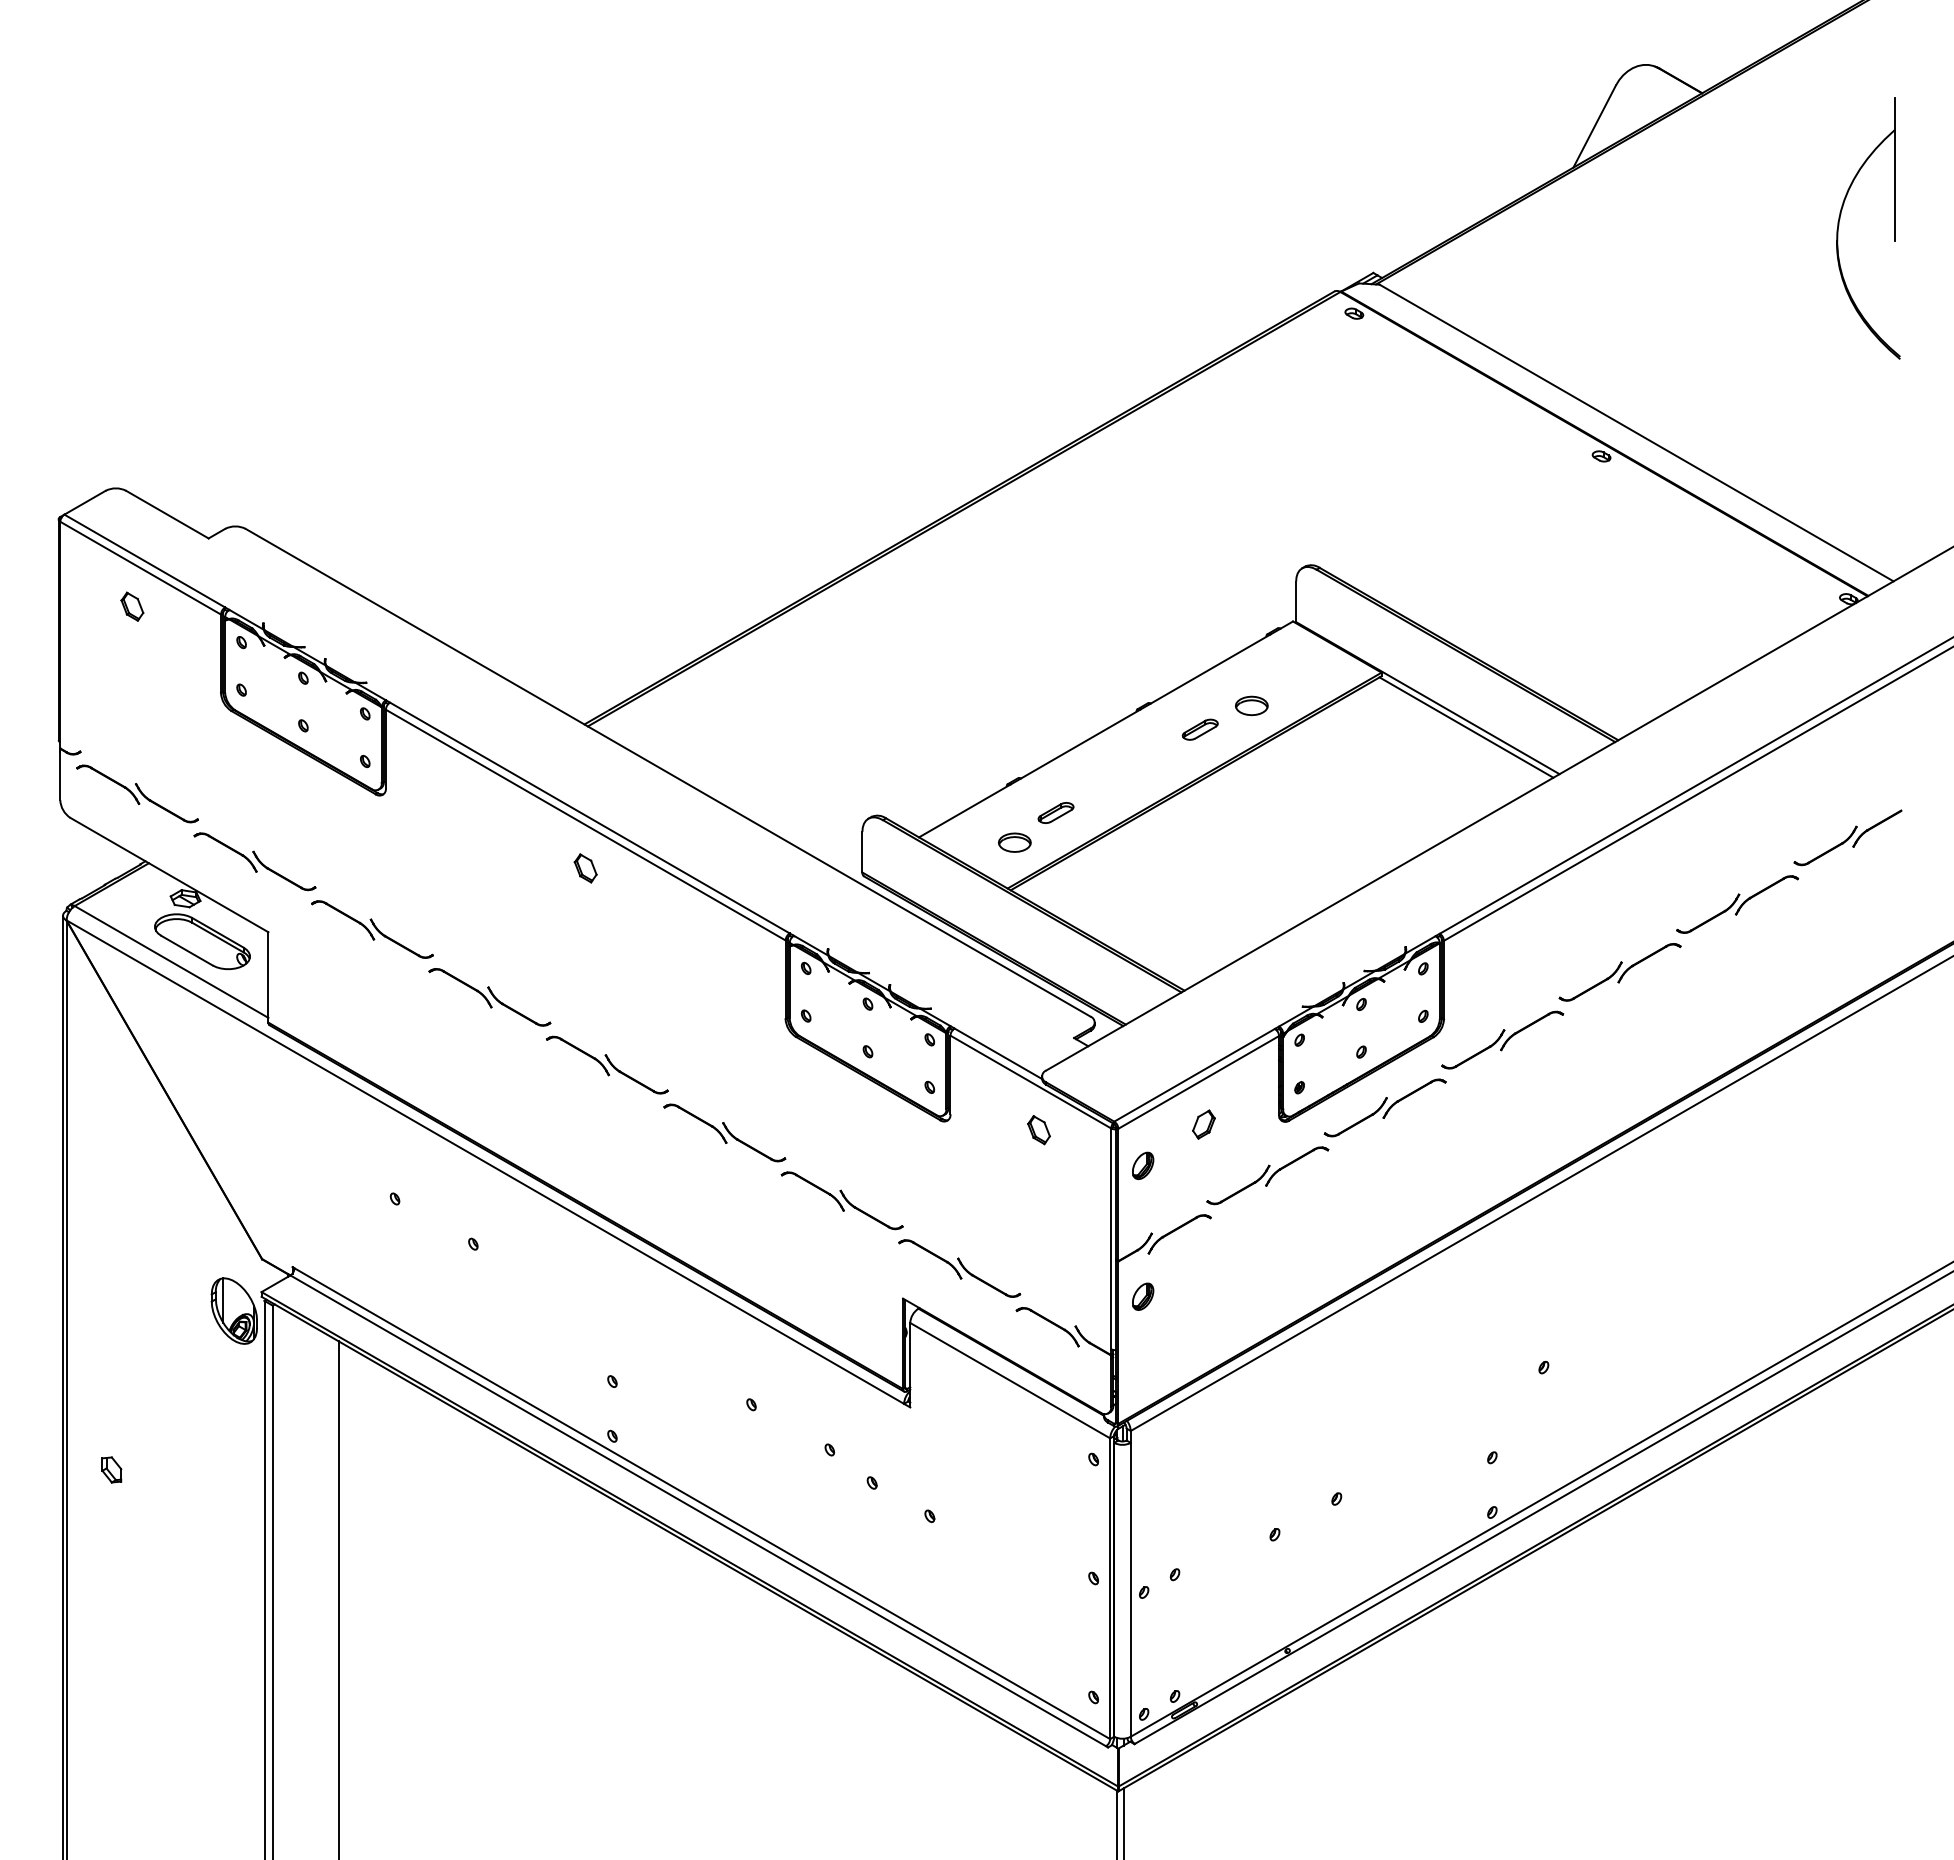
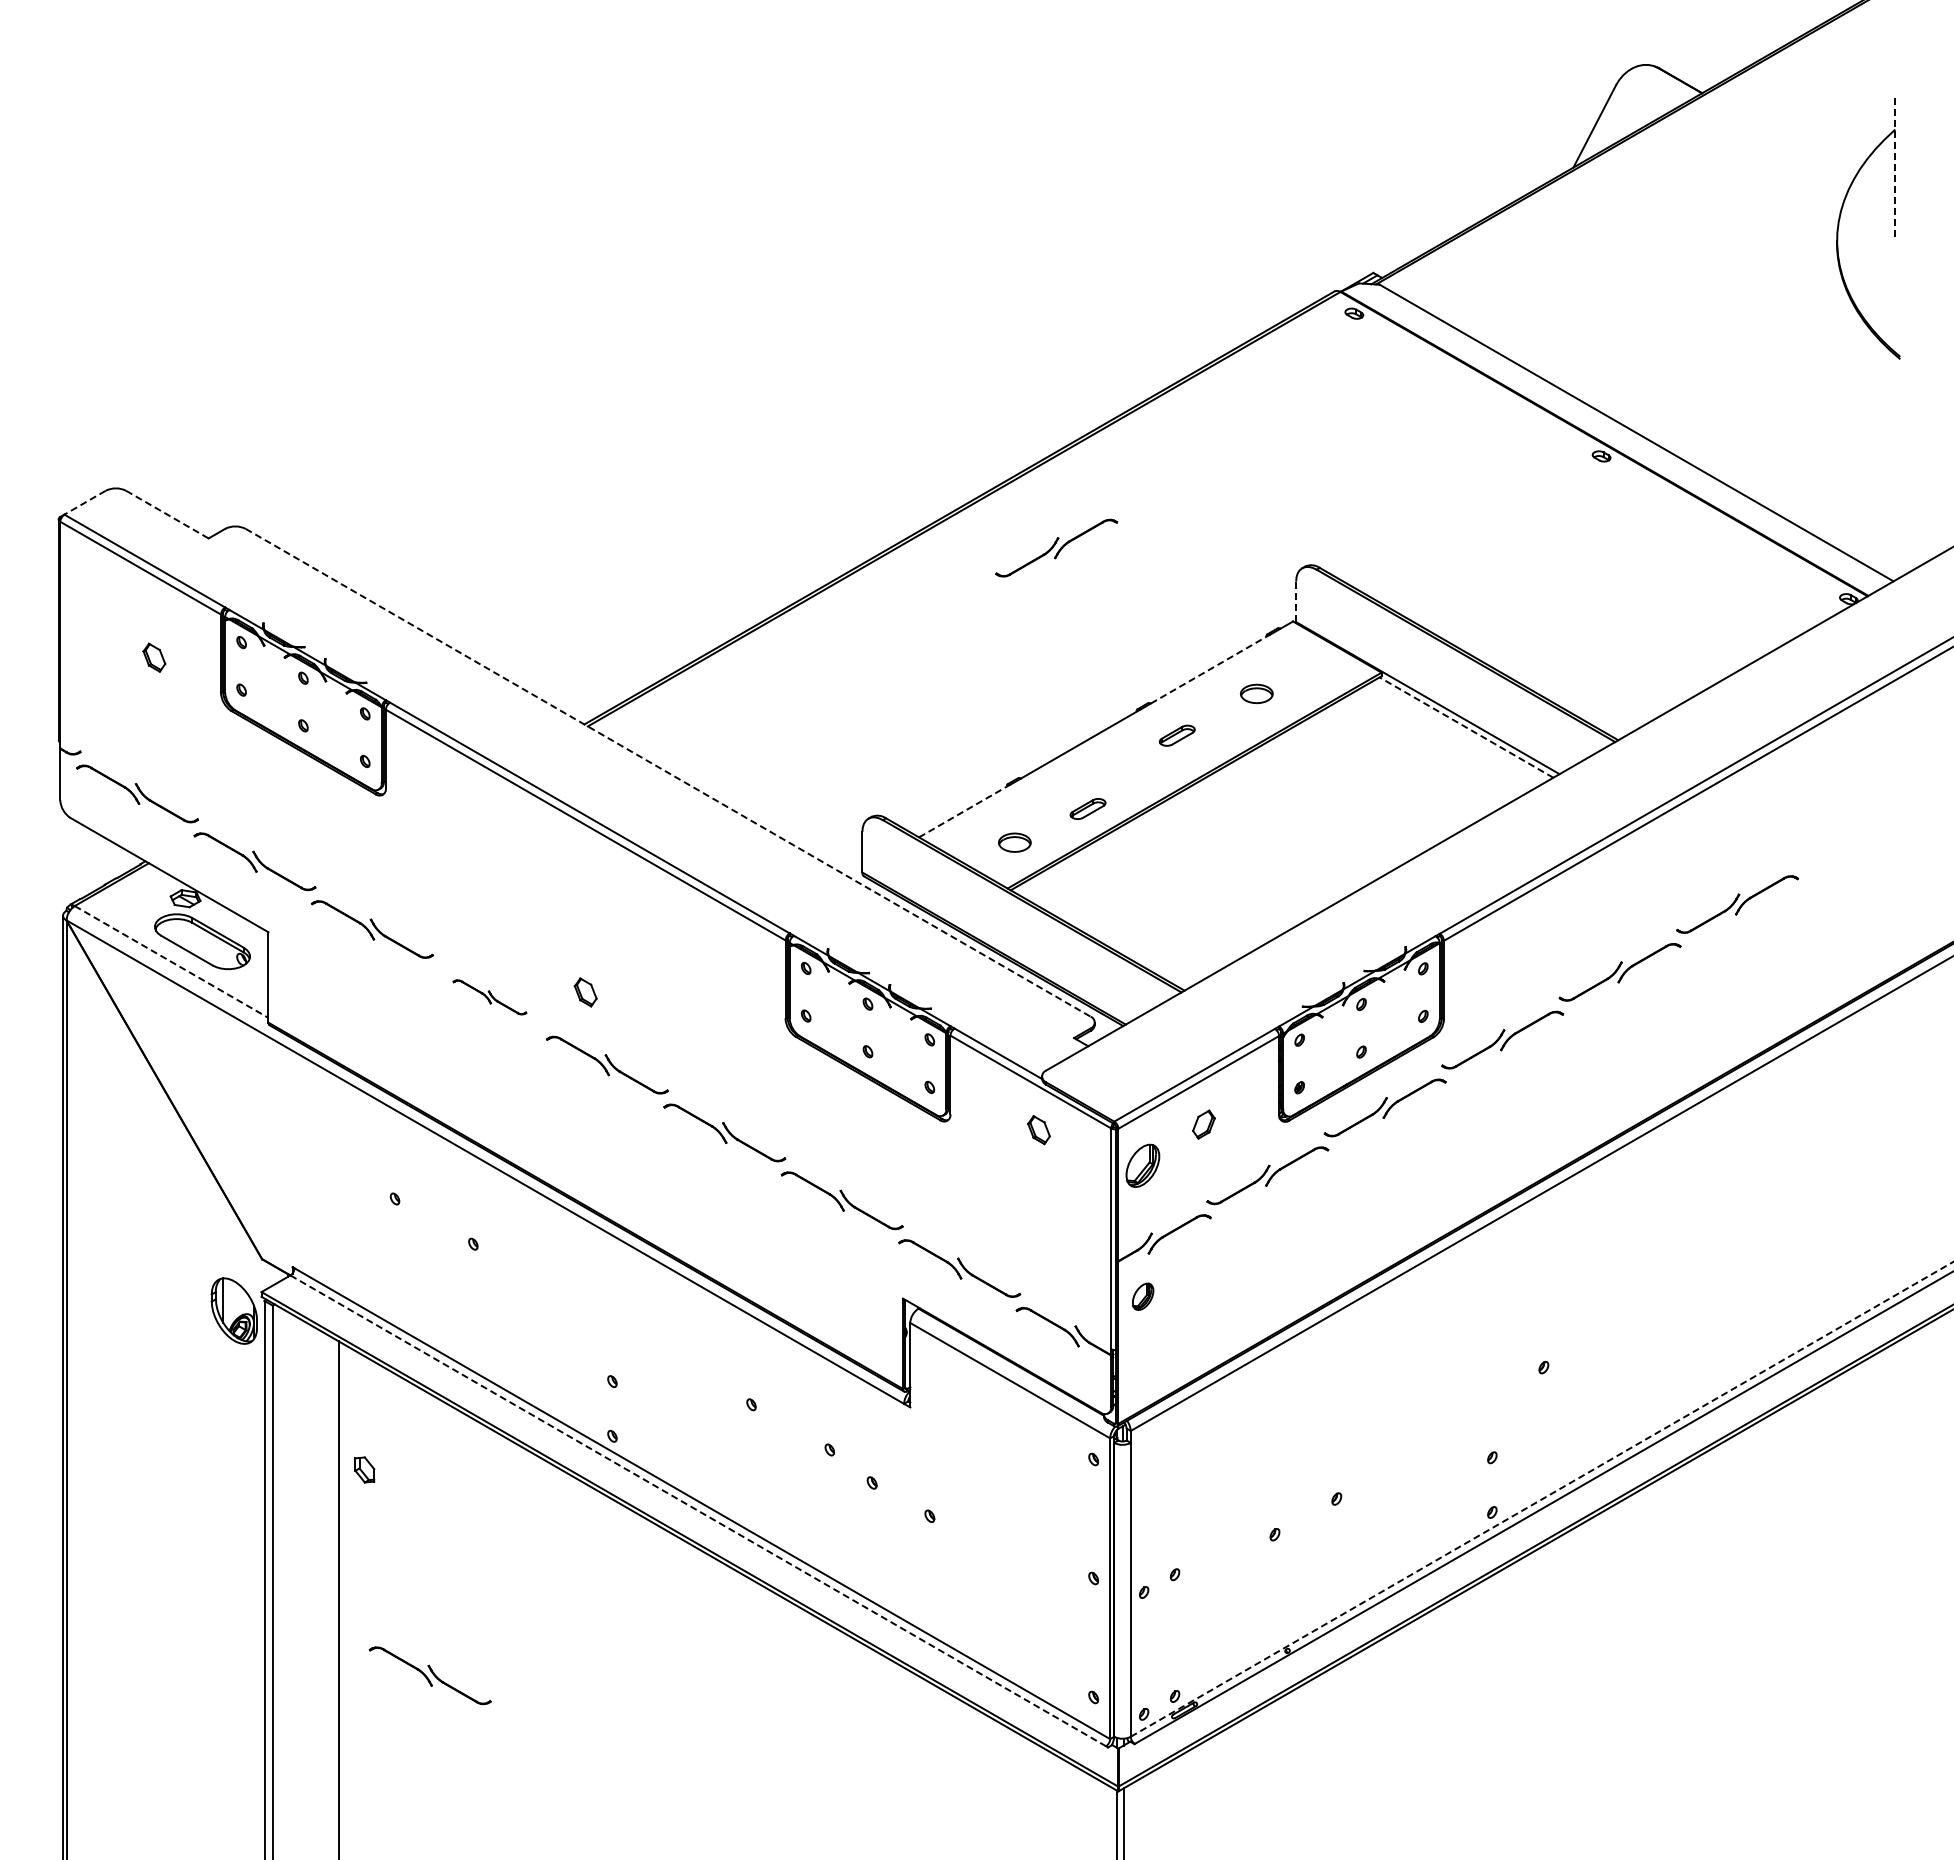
line: solid -> dashed (1895, 170)
line: solid -> dashed (85, 502)
line: solid -> dashed (167, 514)
part: none -> present (1056, 547)
line: solid -> dashed (1296, 601)
part position: (132, 606) -> (154, 657) (154, 657)
line: solid -> dashed (1211, 668)
part position: (1251, 705) -> (1256, 693) (1256, 693)
line: solid -> dashed (1466, 727)
part position: (1199, 729) -> (1176, 735) (1176, 735)
line: solid -> dashed (668, 772)
line: solid -> dashed (964, 810)
part position: (1055, 812) -> (1087, 808) (1087, 808)
part: present -> none (1847, 837)
part position: (585, 868) -> (585, 992) (585, 992)
line: solid -> dashed (171, 961)
part size: 124x59 px -> 76x37 px (489, 997)
part size: 23x30 px -> 36x45 px (1142, 1165)
part position: (111, 1469) -> (364, 1469) (364, 1469)
line: solid -> dashed (1542, 1499)
line: solid -> dashed (698, 1510)
part: none -> present (429, 1675)
